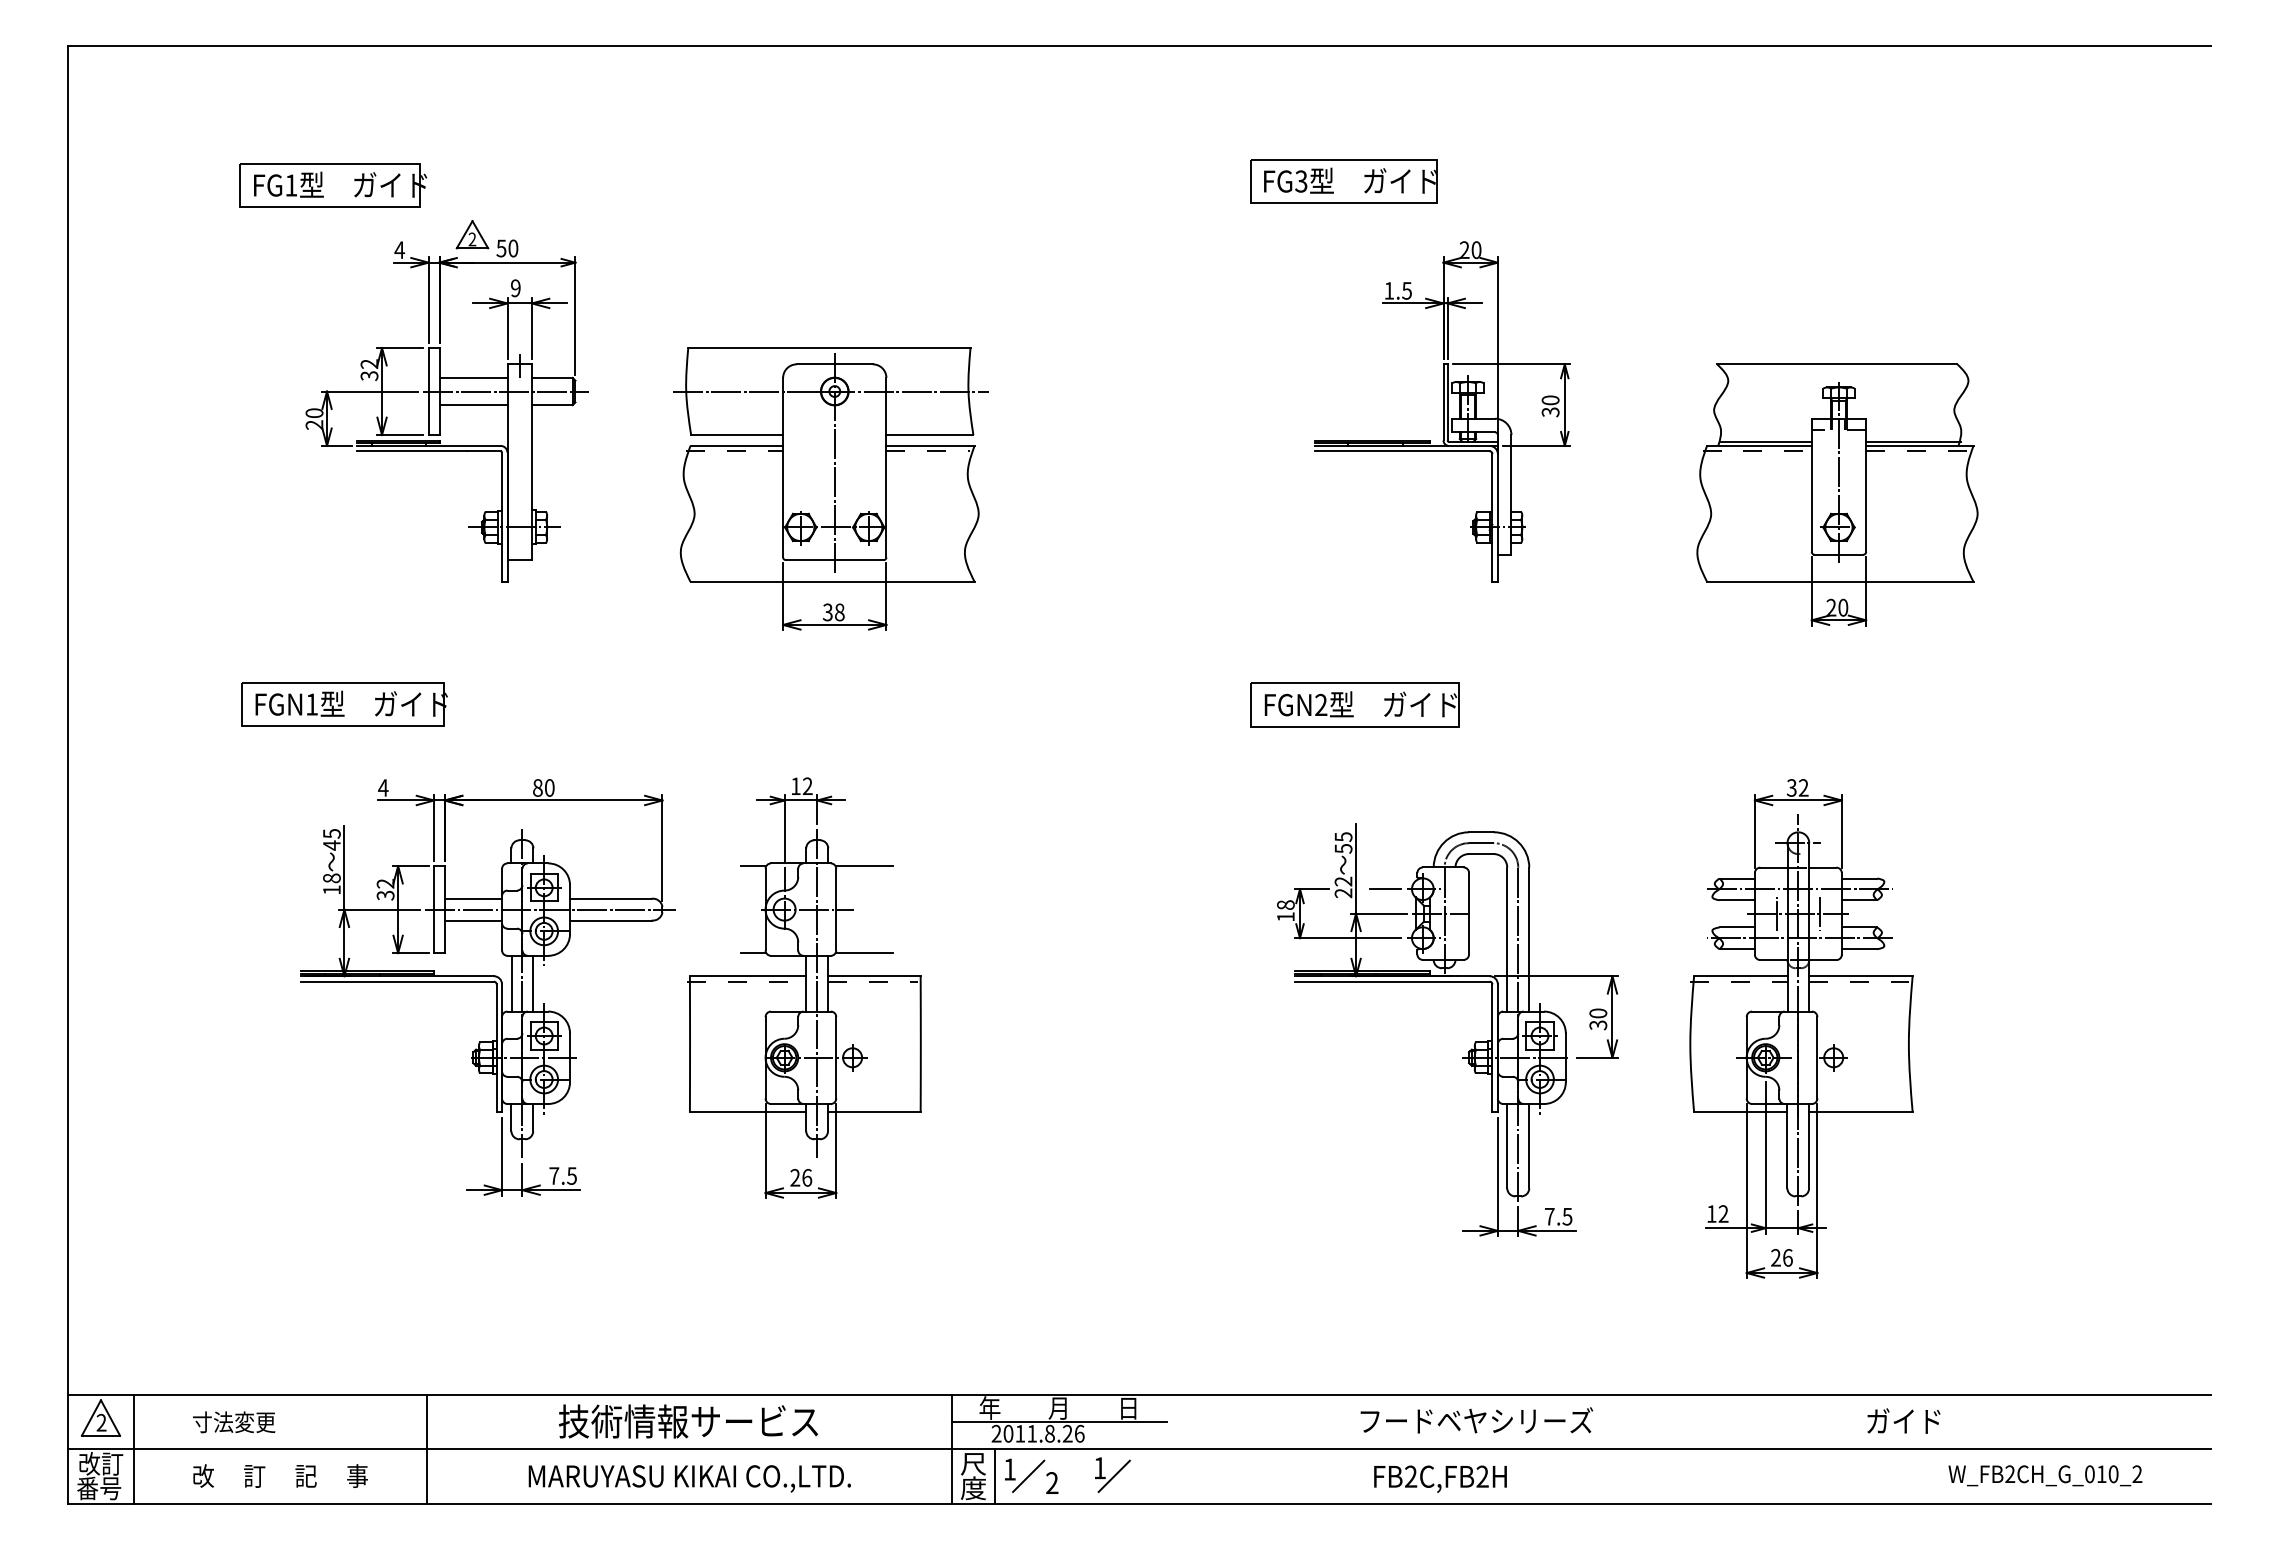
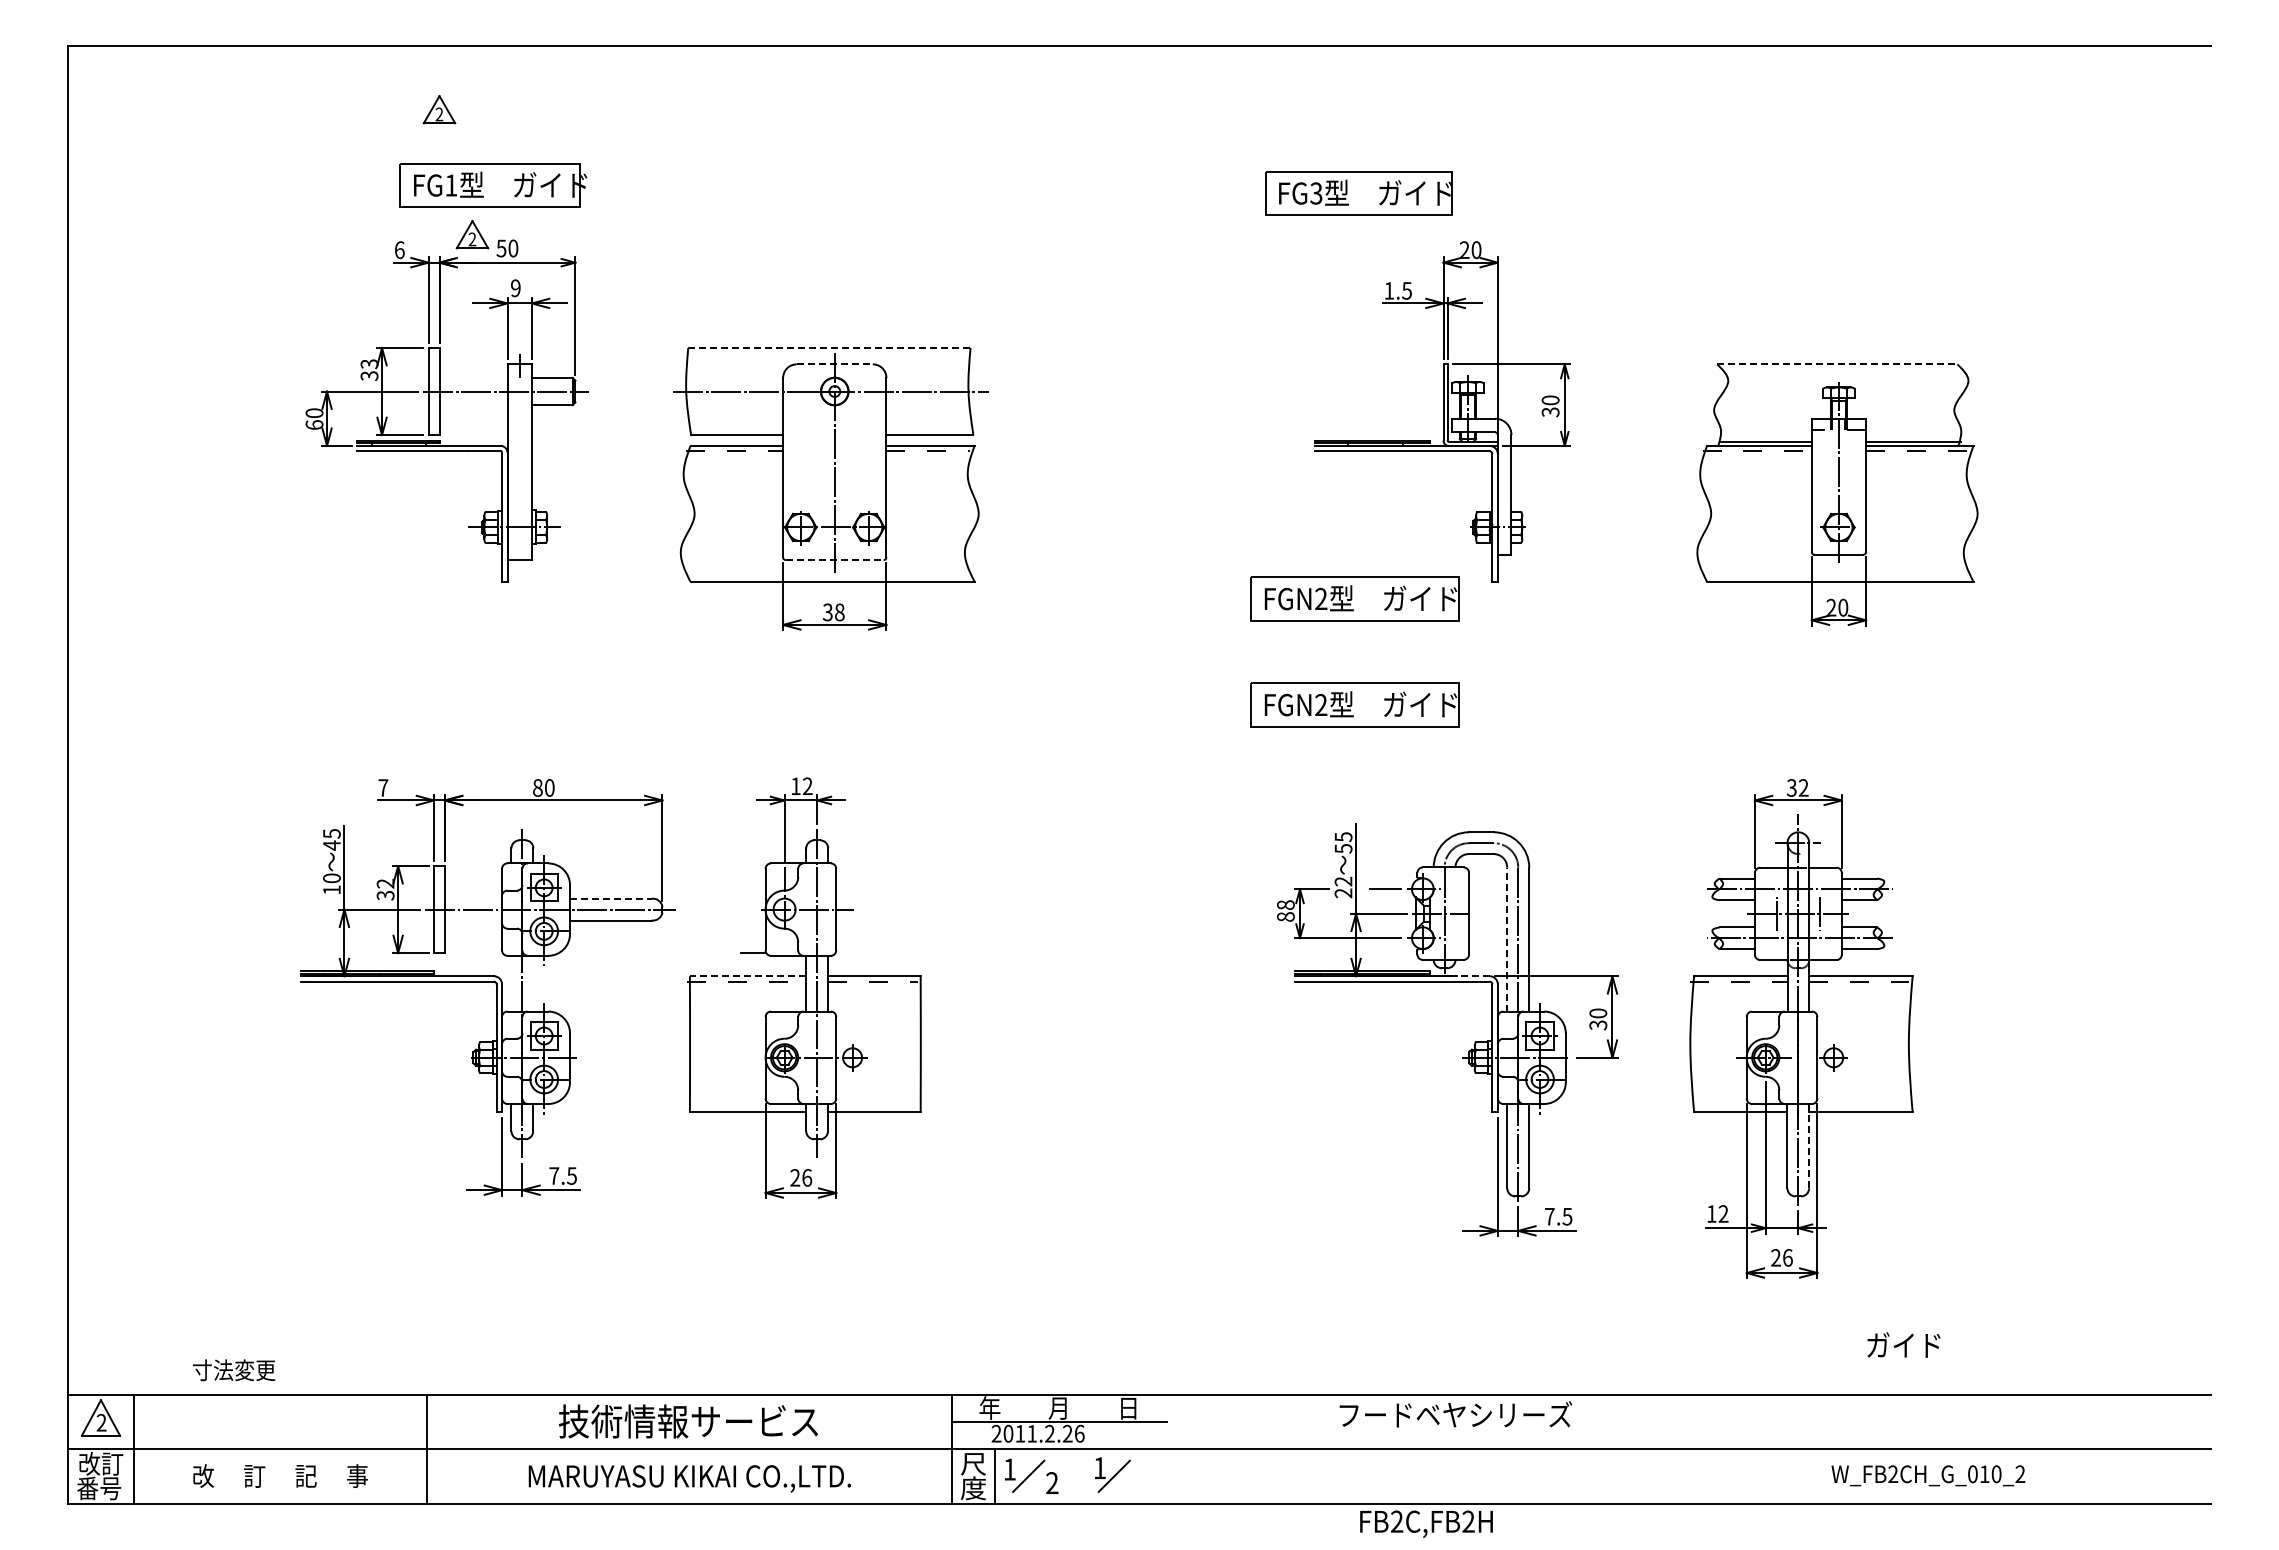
part: none -> present (439, 109)
part position: (1343, 181) -> (1358, 193) (1358, 193)
part position: (333, 185) -> (493, 185) (493, 185)
text: 4 -> 6 (399, 250)
line: solid -> dashed (829, 348)
text: 32 -> 33 (369, 364)
line: solid -> dashed (835, 364)
line: solid -> dashed (1837, 364)
line: present -> none (473, 377)
line: present -> none (473, 405)
text: 20 -> 60 (314, 424)
line: solid -> dashed (834, 560)
part: none -> present (1354, 598)
part: present -> none (344, 704)
text: 4 -> 7 (383, 787)
line: present -> none (753, 866)
line: present -> none (864, 866)
text: 18 -> 10 (331, 878)
line: present -> none (473, 898)
line: solid -> dashed (610, 898)
text: 18 -> 88 (1285, 916)
line: present -> none (473, 920)
line: solid -> dashed (1507, 939)
line: present -> none (864, 953)
line: solid -> dashed (747, 976)
line: solid -> dashed (1472, 976)
line: present -> none (511, 983)
line: present -> none (533, 983)
line: solid -> dashed (1809, 1145)
text position: (1476, 1420) -> (1455, 1414) (1455, 1414)
text position: (1903, 1420) -> (1903, 1344) (1903, 1344)
text position: (234, 1422) -> (234, 1370) (234, 1370)
text: 2011.8.26 -> 2011.2.26 (1049, 1433)
text position: (2045, 1475) -> (1928, 1475) (1928, 1475)
text position: (1440, 1478) -> (1426, 1523) (1426, 1523)
